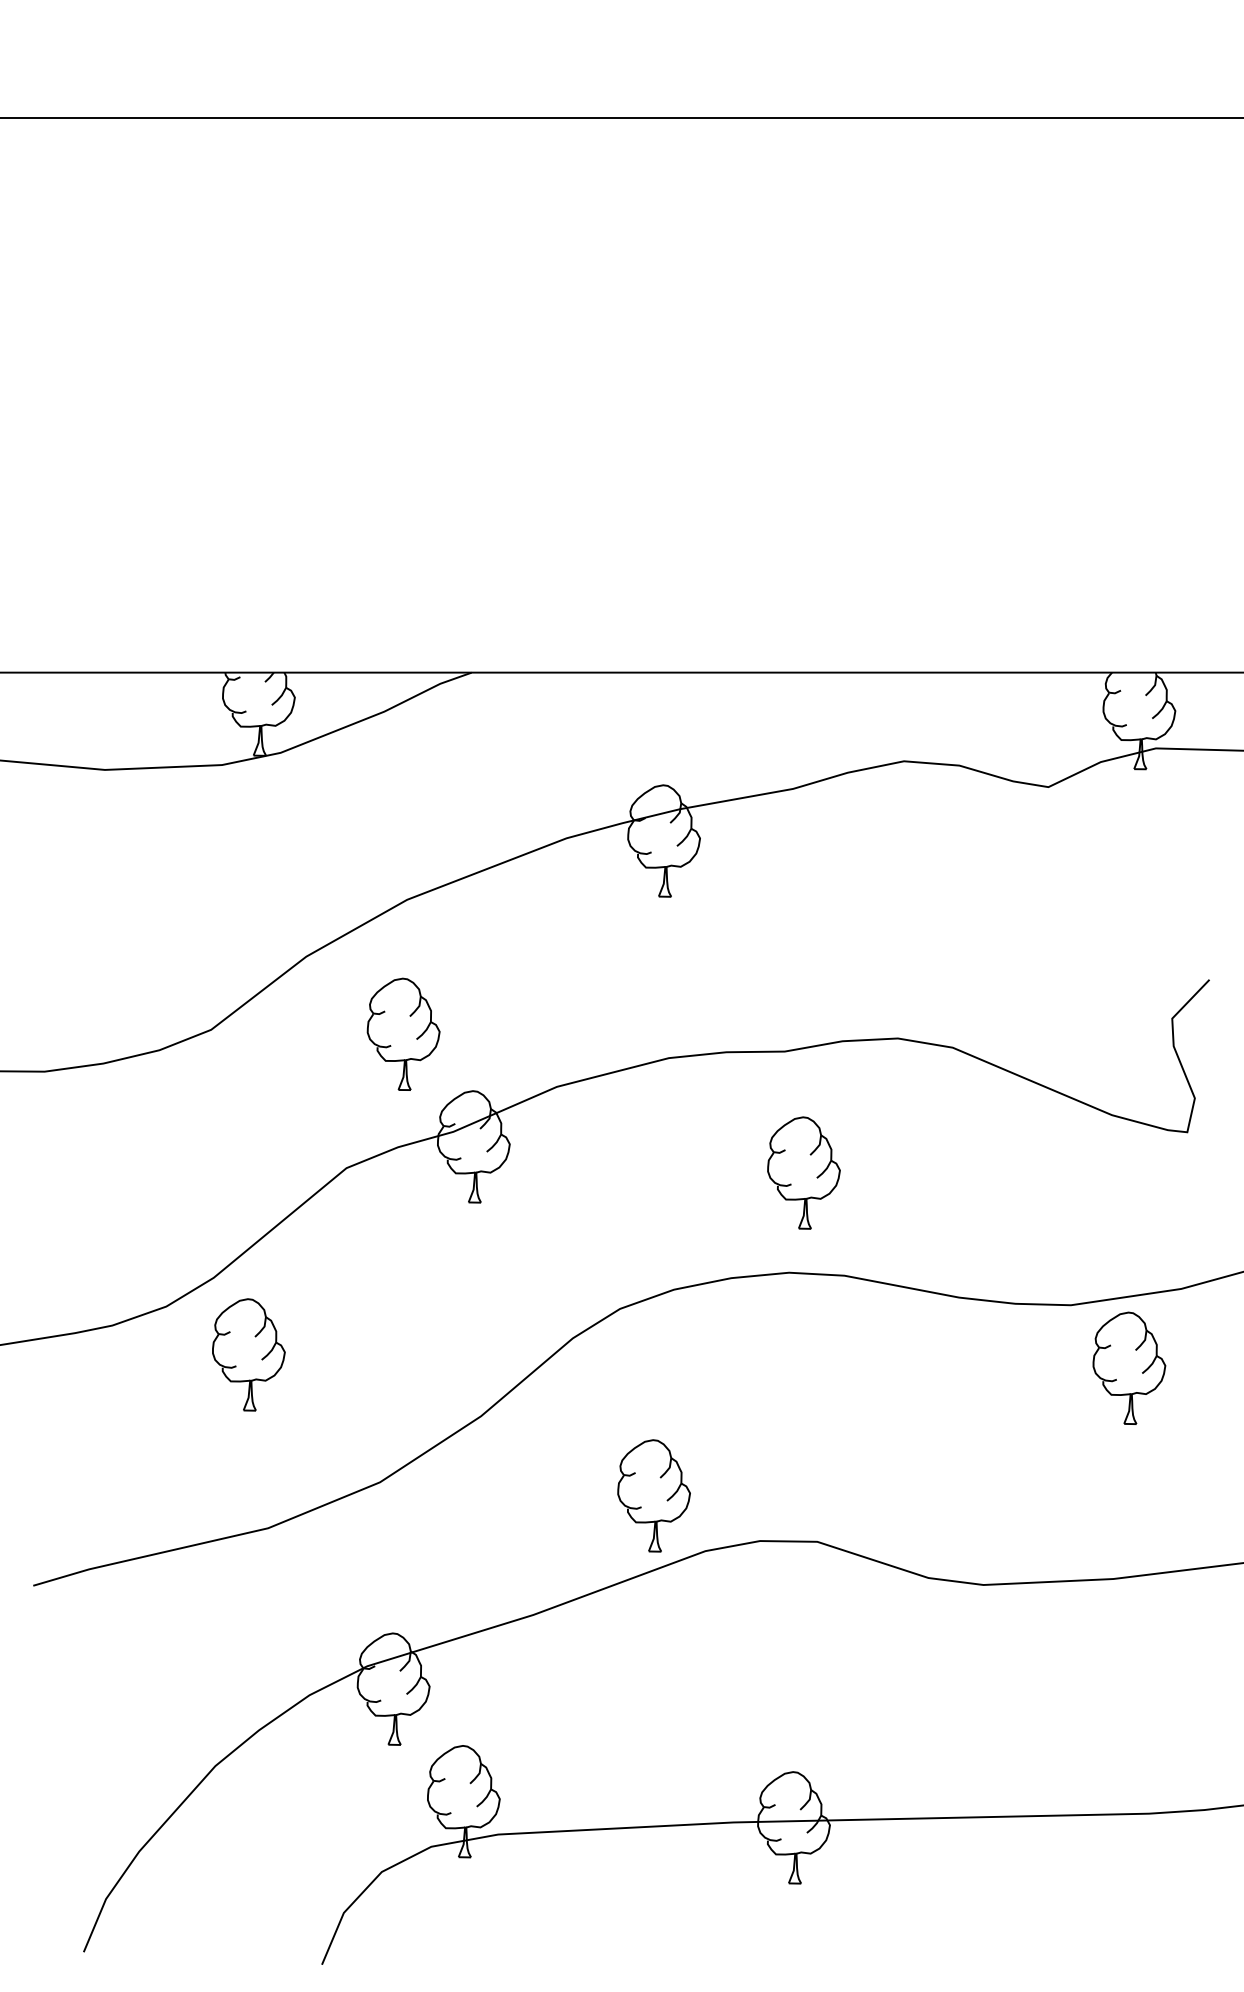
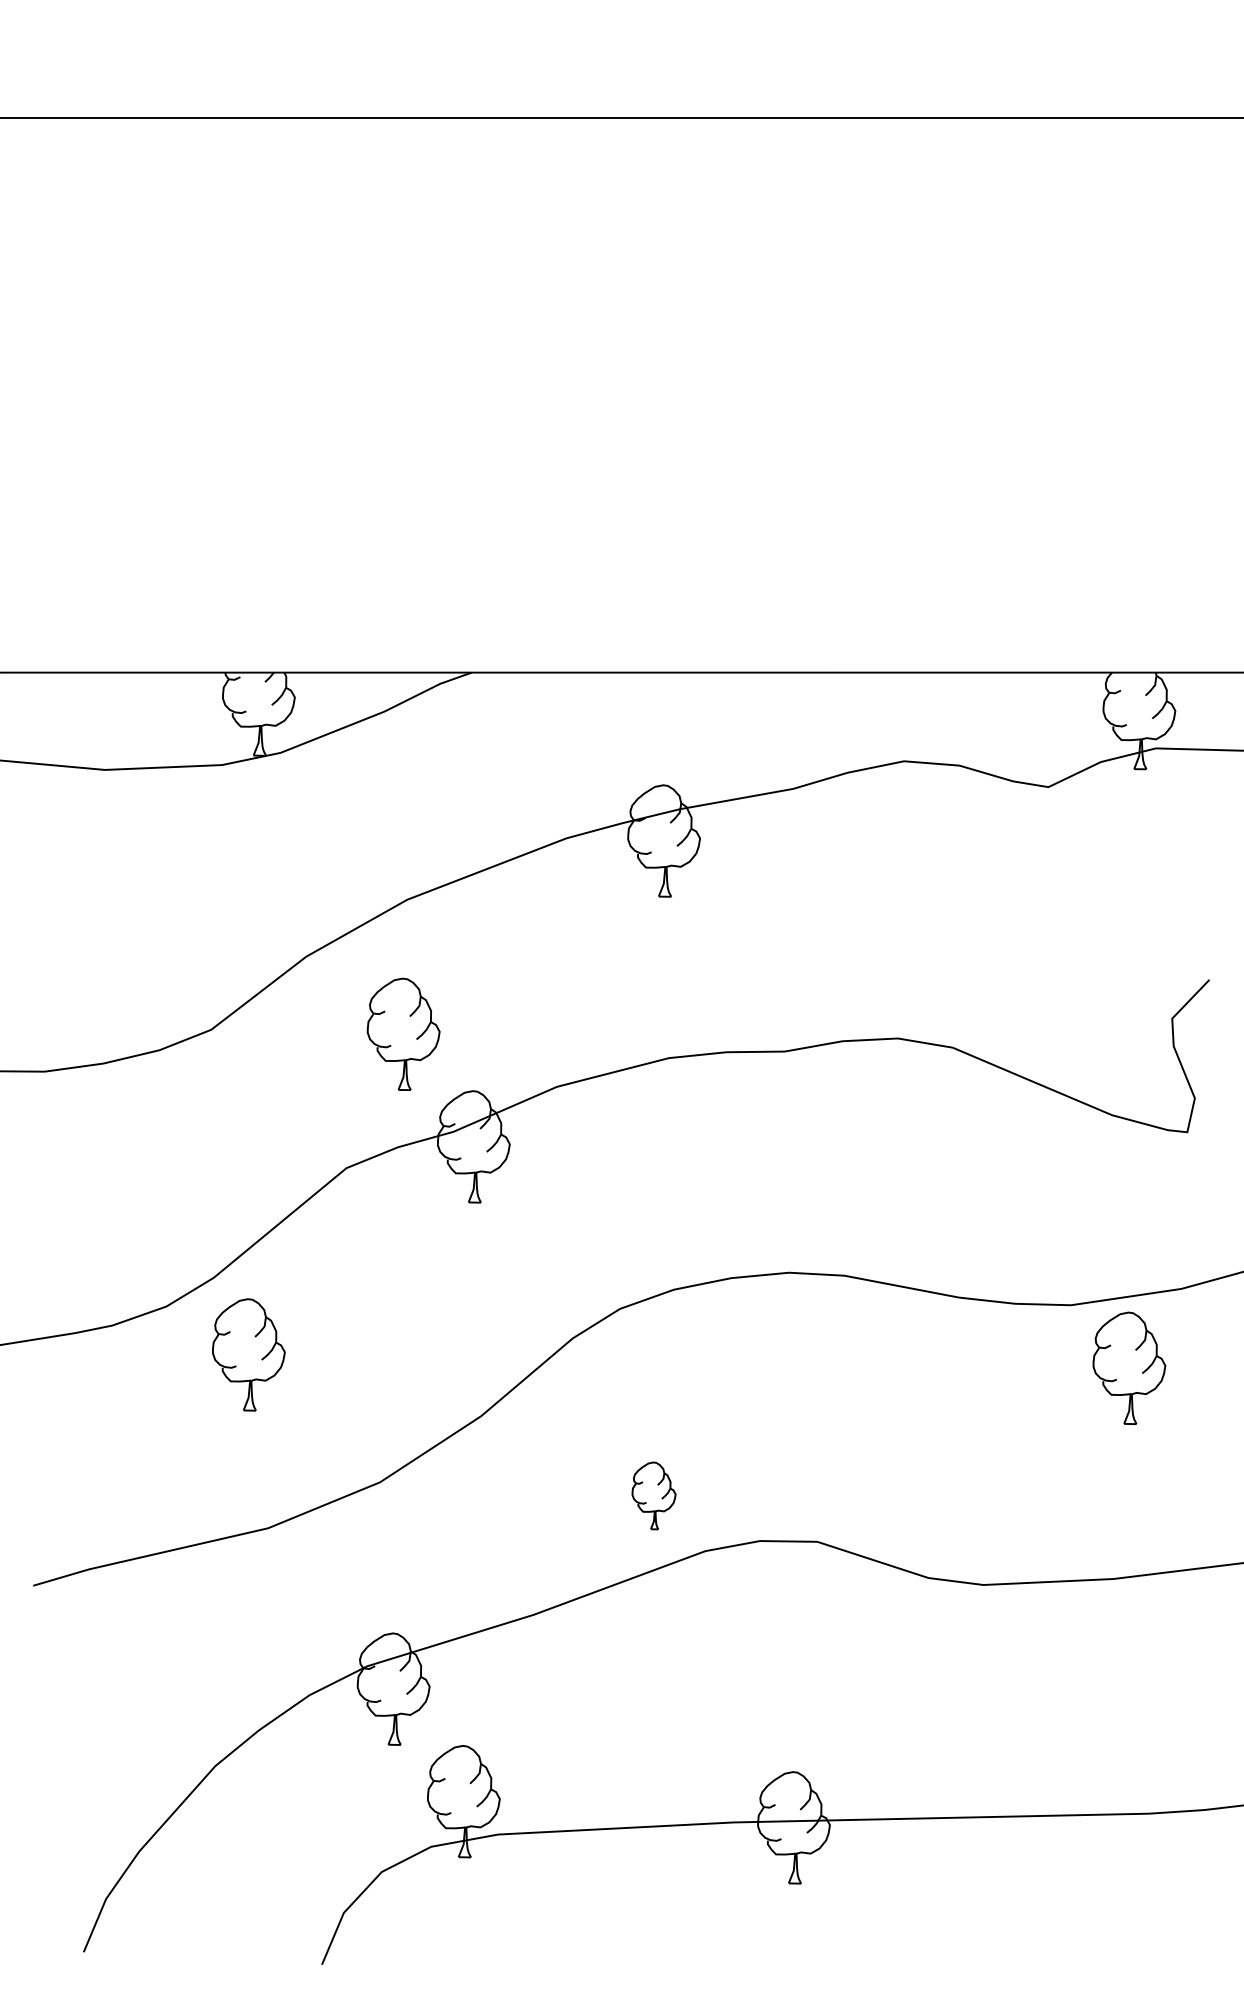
part: present -> none (803, 1172)
part size: 74x114 px -> 46x70 px (653, 1495)
